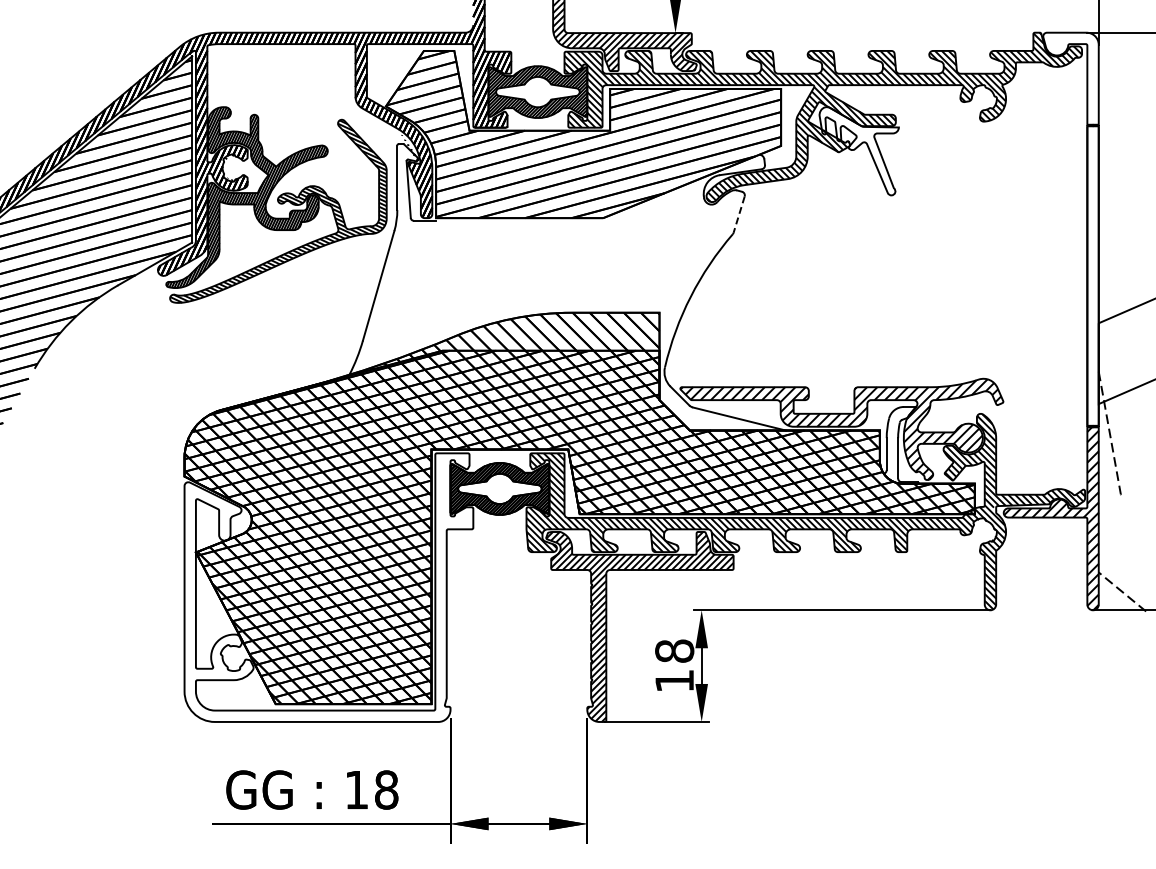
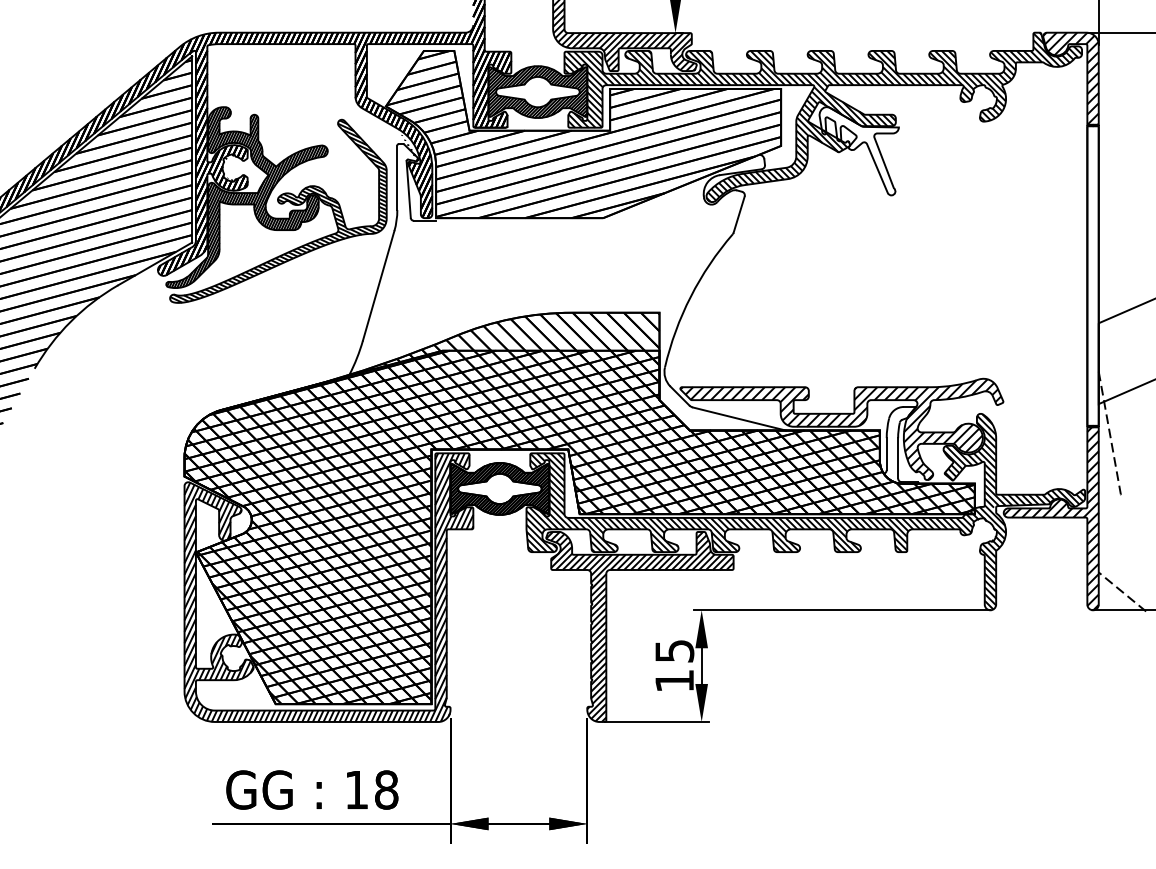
hatch: none -> present (1070, 78)
line: dashed -> solid (739, 214)
hatch: none -> present (328, 587)
text: 18 -> 15 (674, 650)
